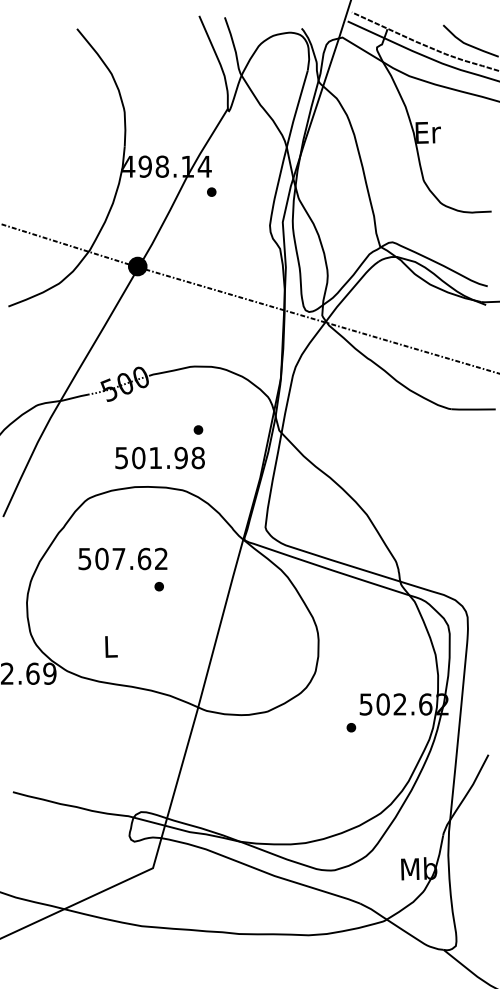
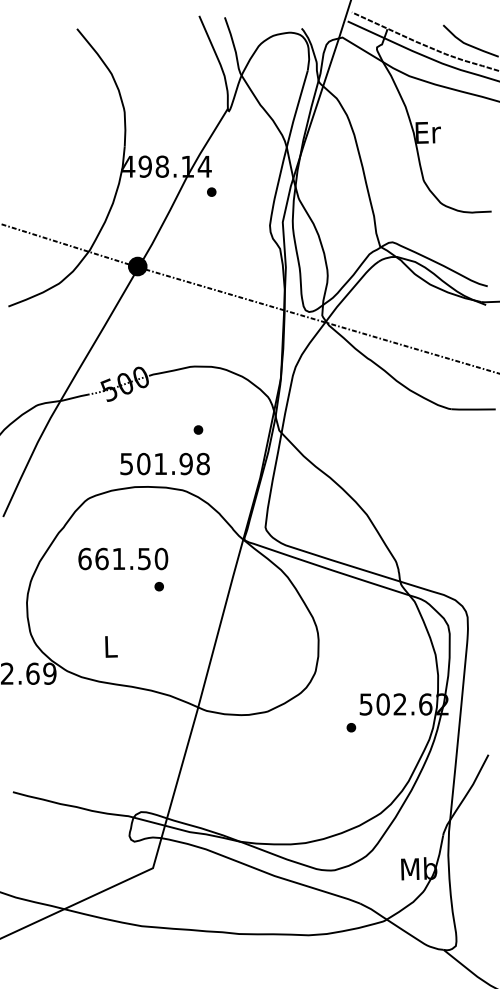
text position: (159, 457) -> (164, 463) (164, 463)
text: 507.62 -> 661.50 (123, 558)
